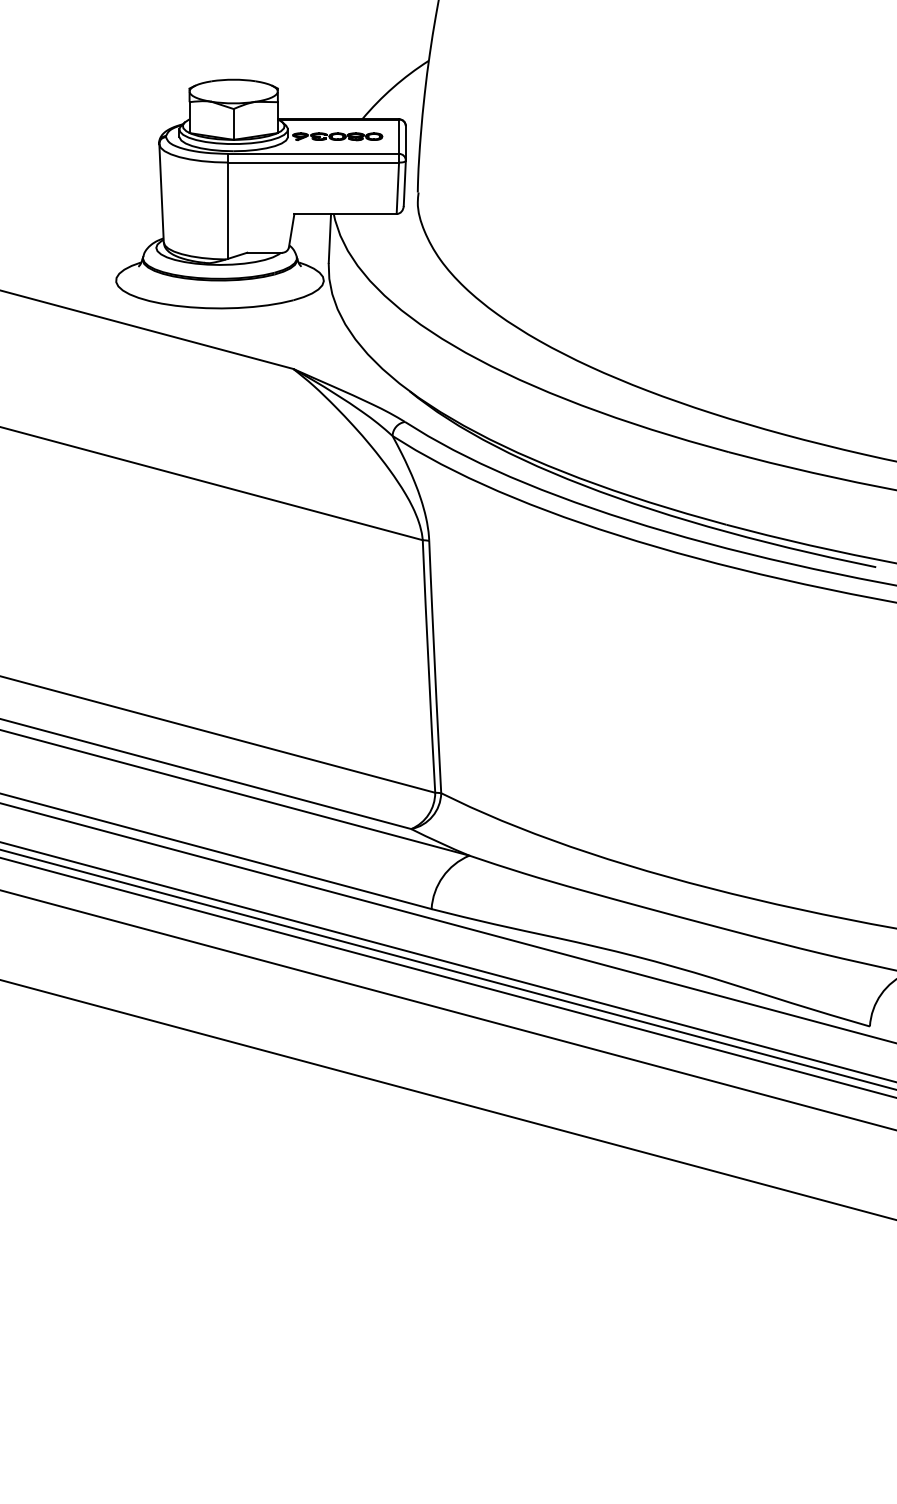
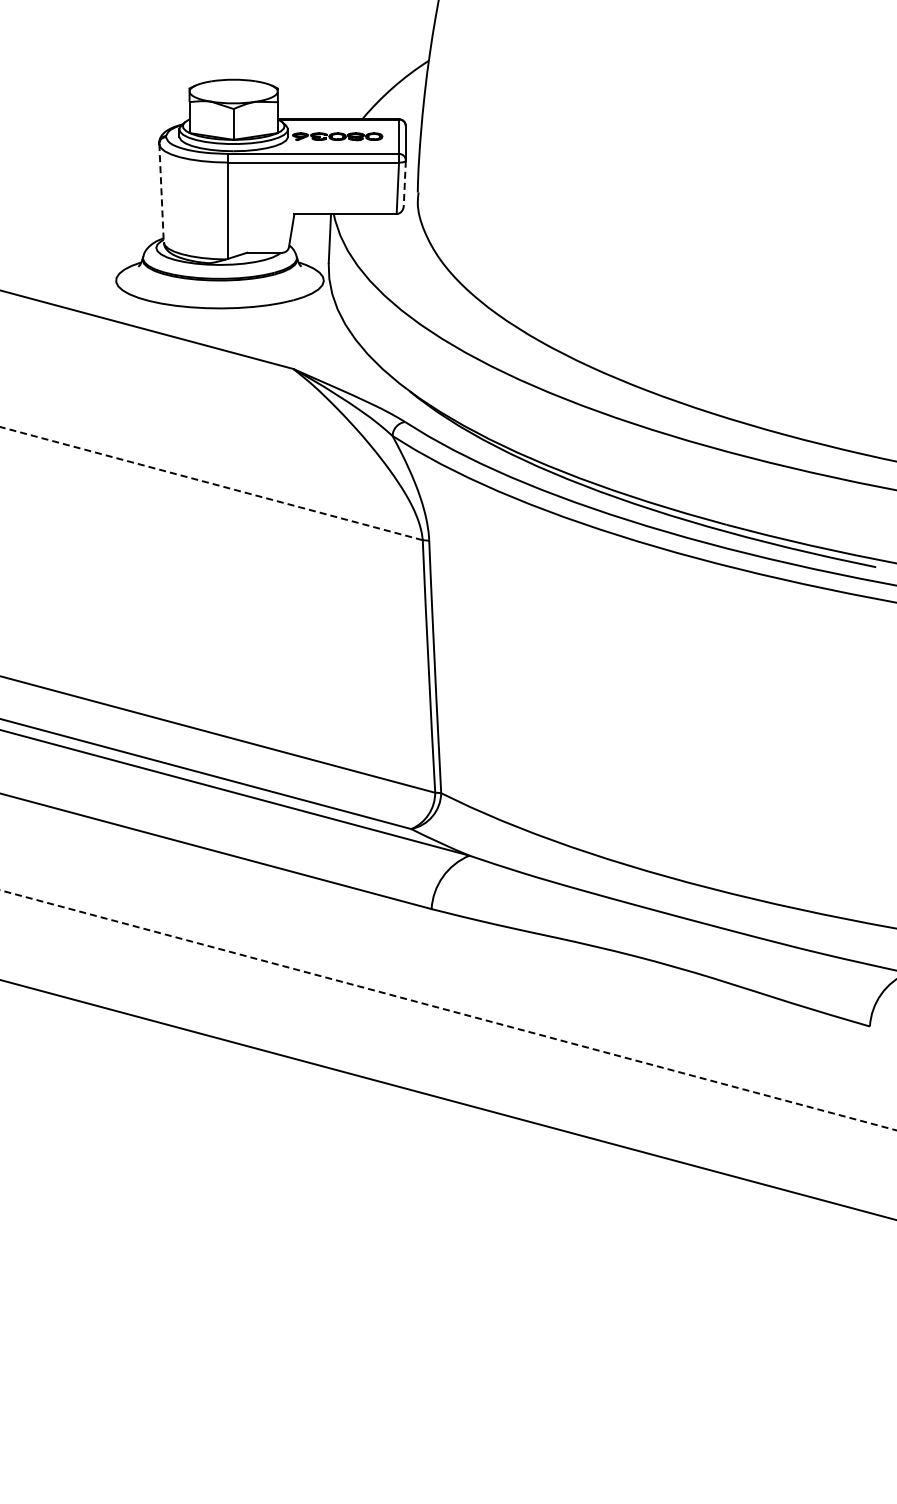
line: solid -> dashed (404, 183)
line: solid -> dashed (161, 193)
line: solid -> dashed (211, 483)
line: present -> none (447, 922)
line: present -> none (447, 961)
line: present -> none (447, 969)
line: present -> none (447, 977)
line: solid -> dashed (448, 1010)
